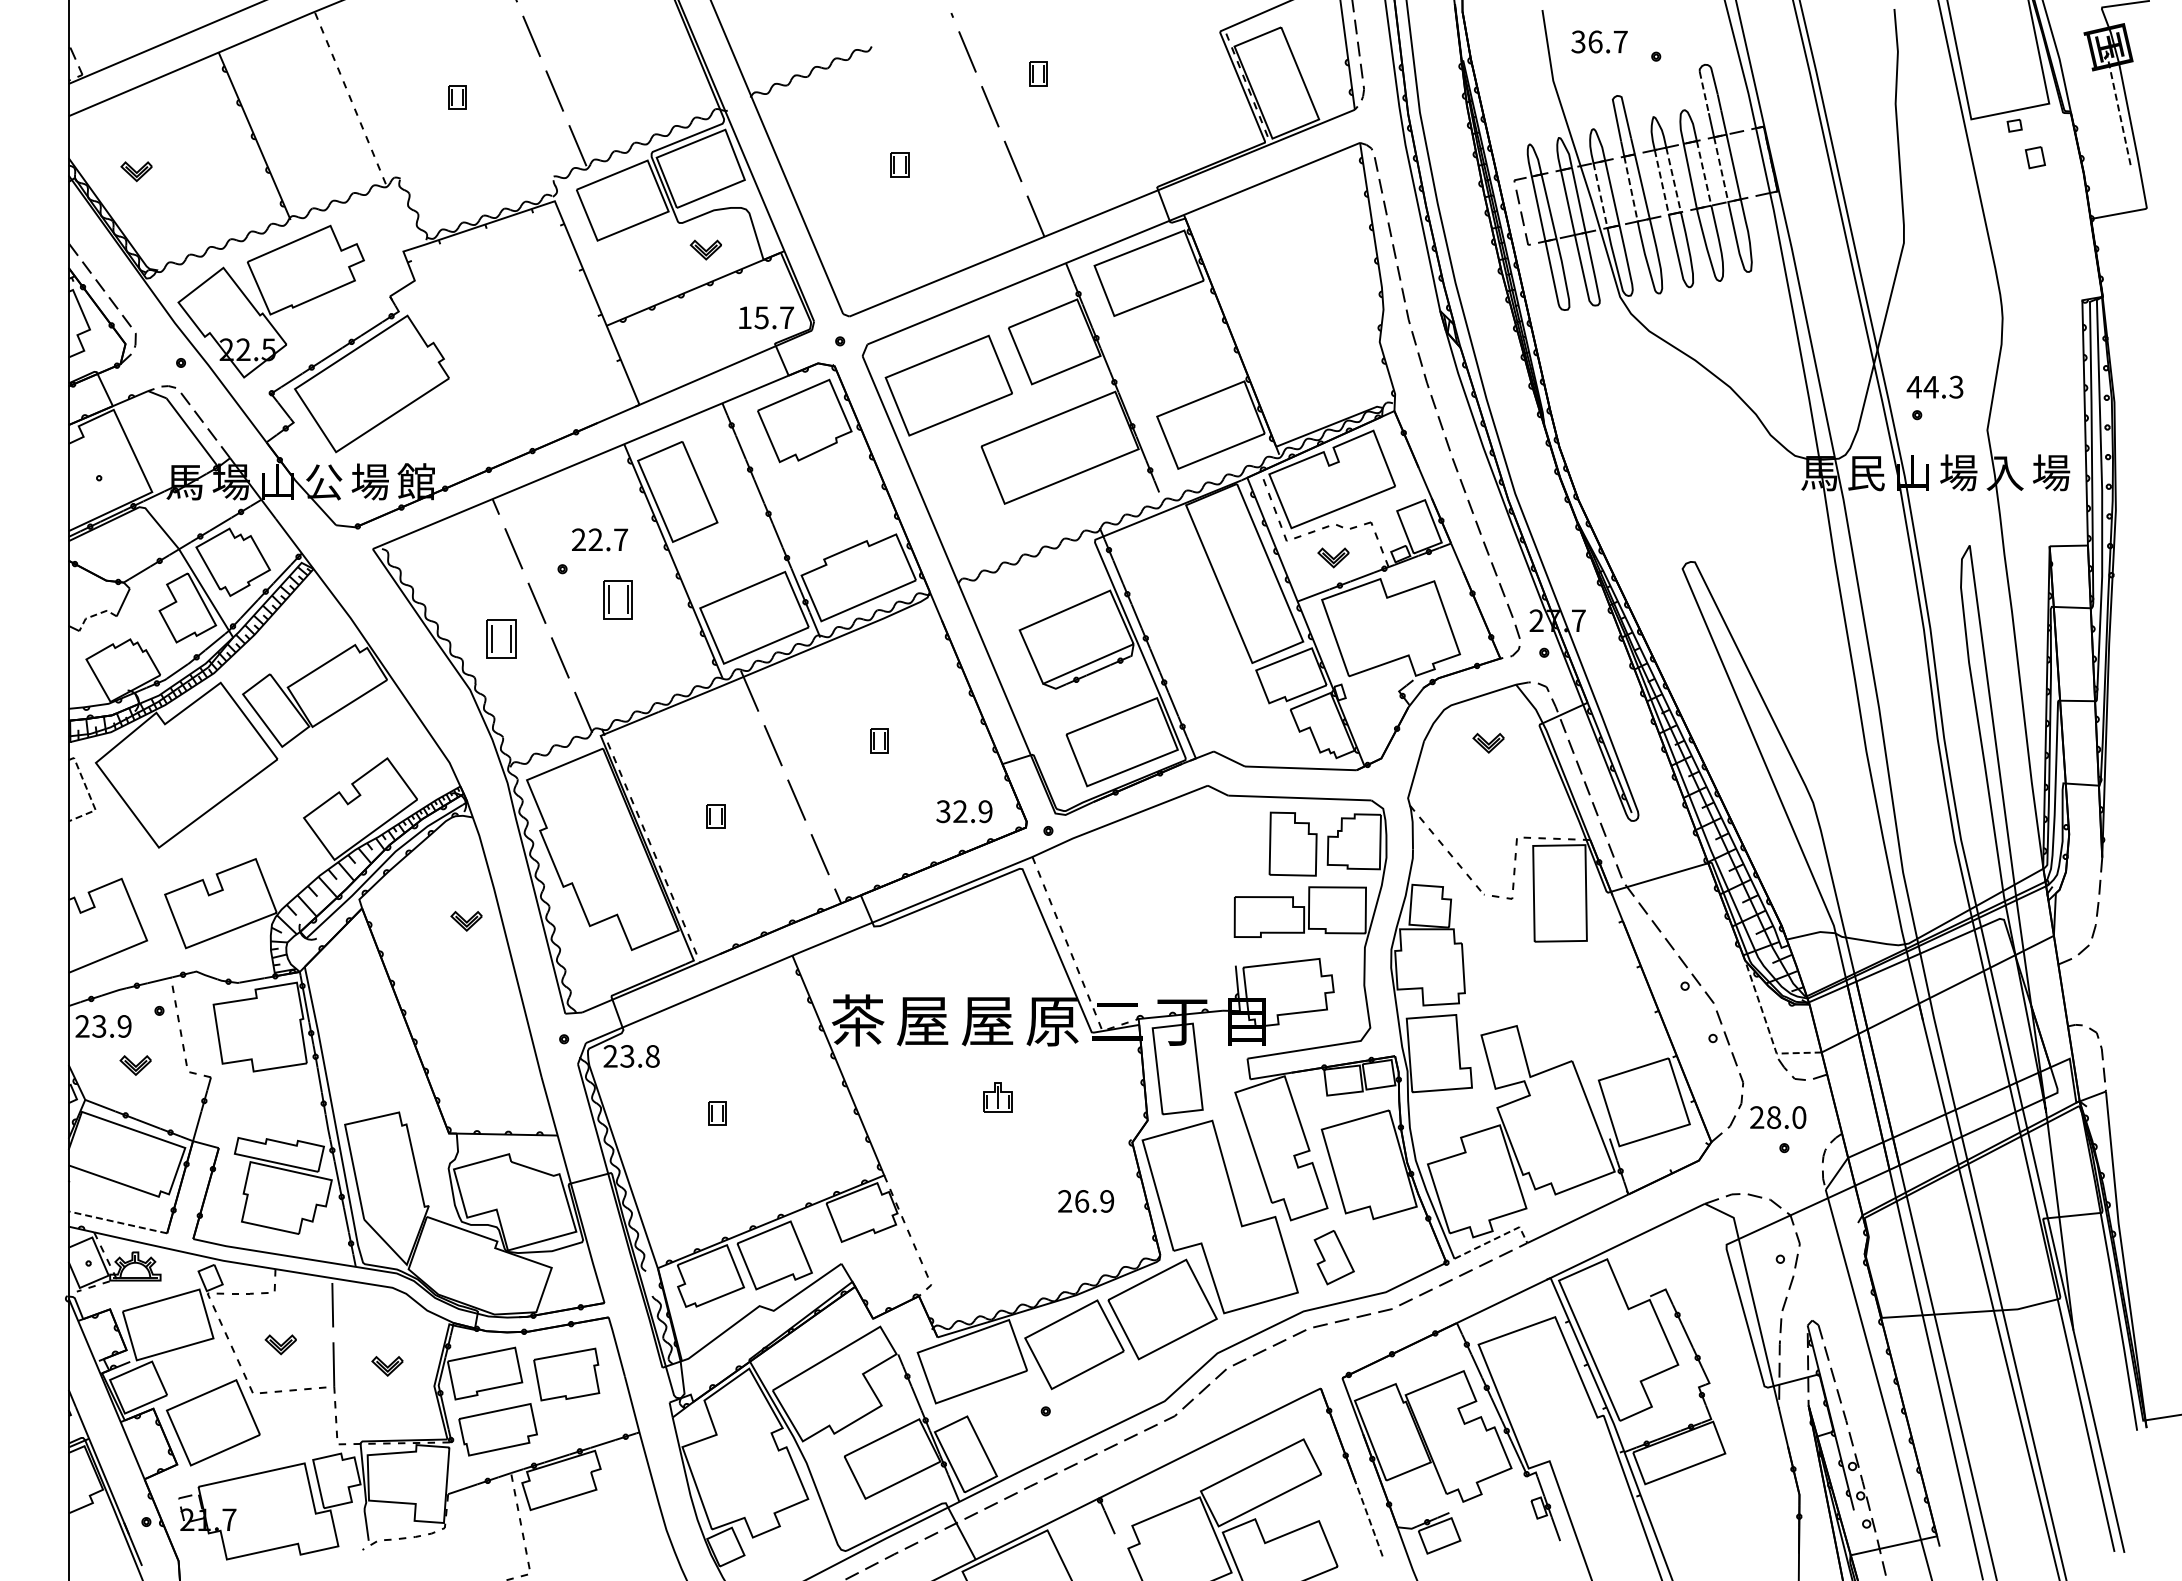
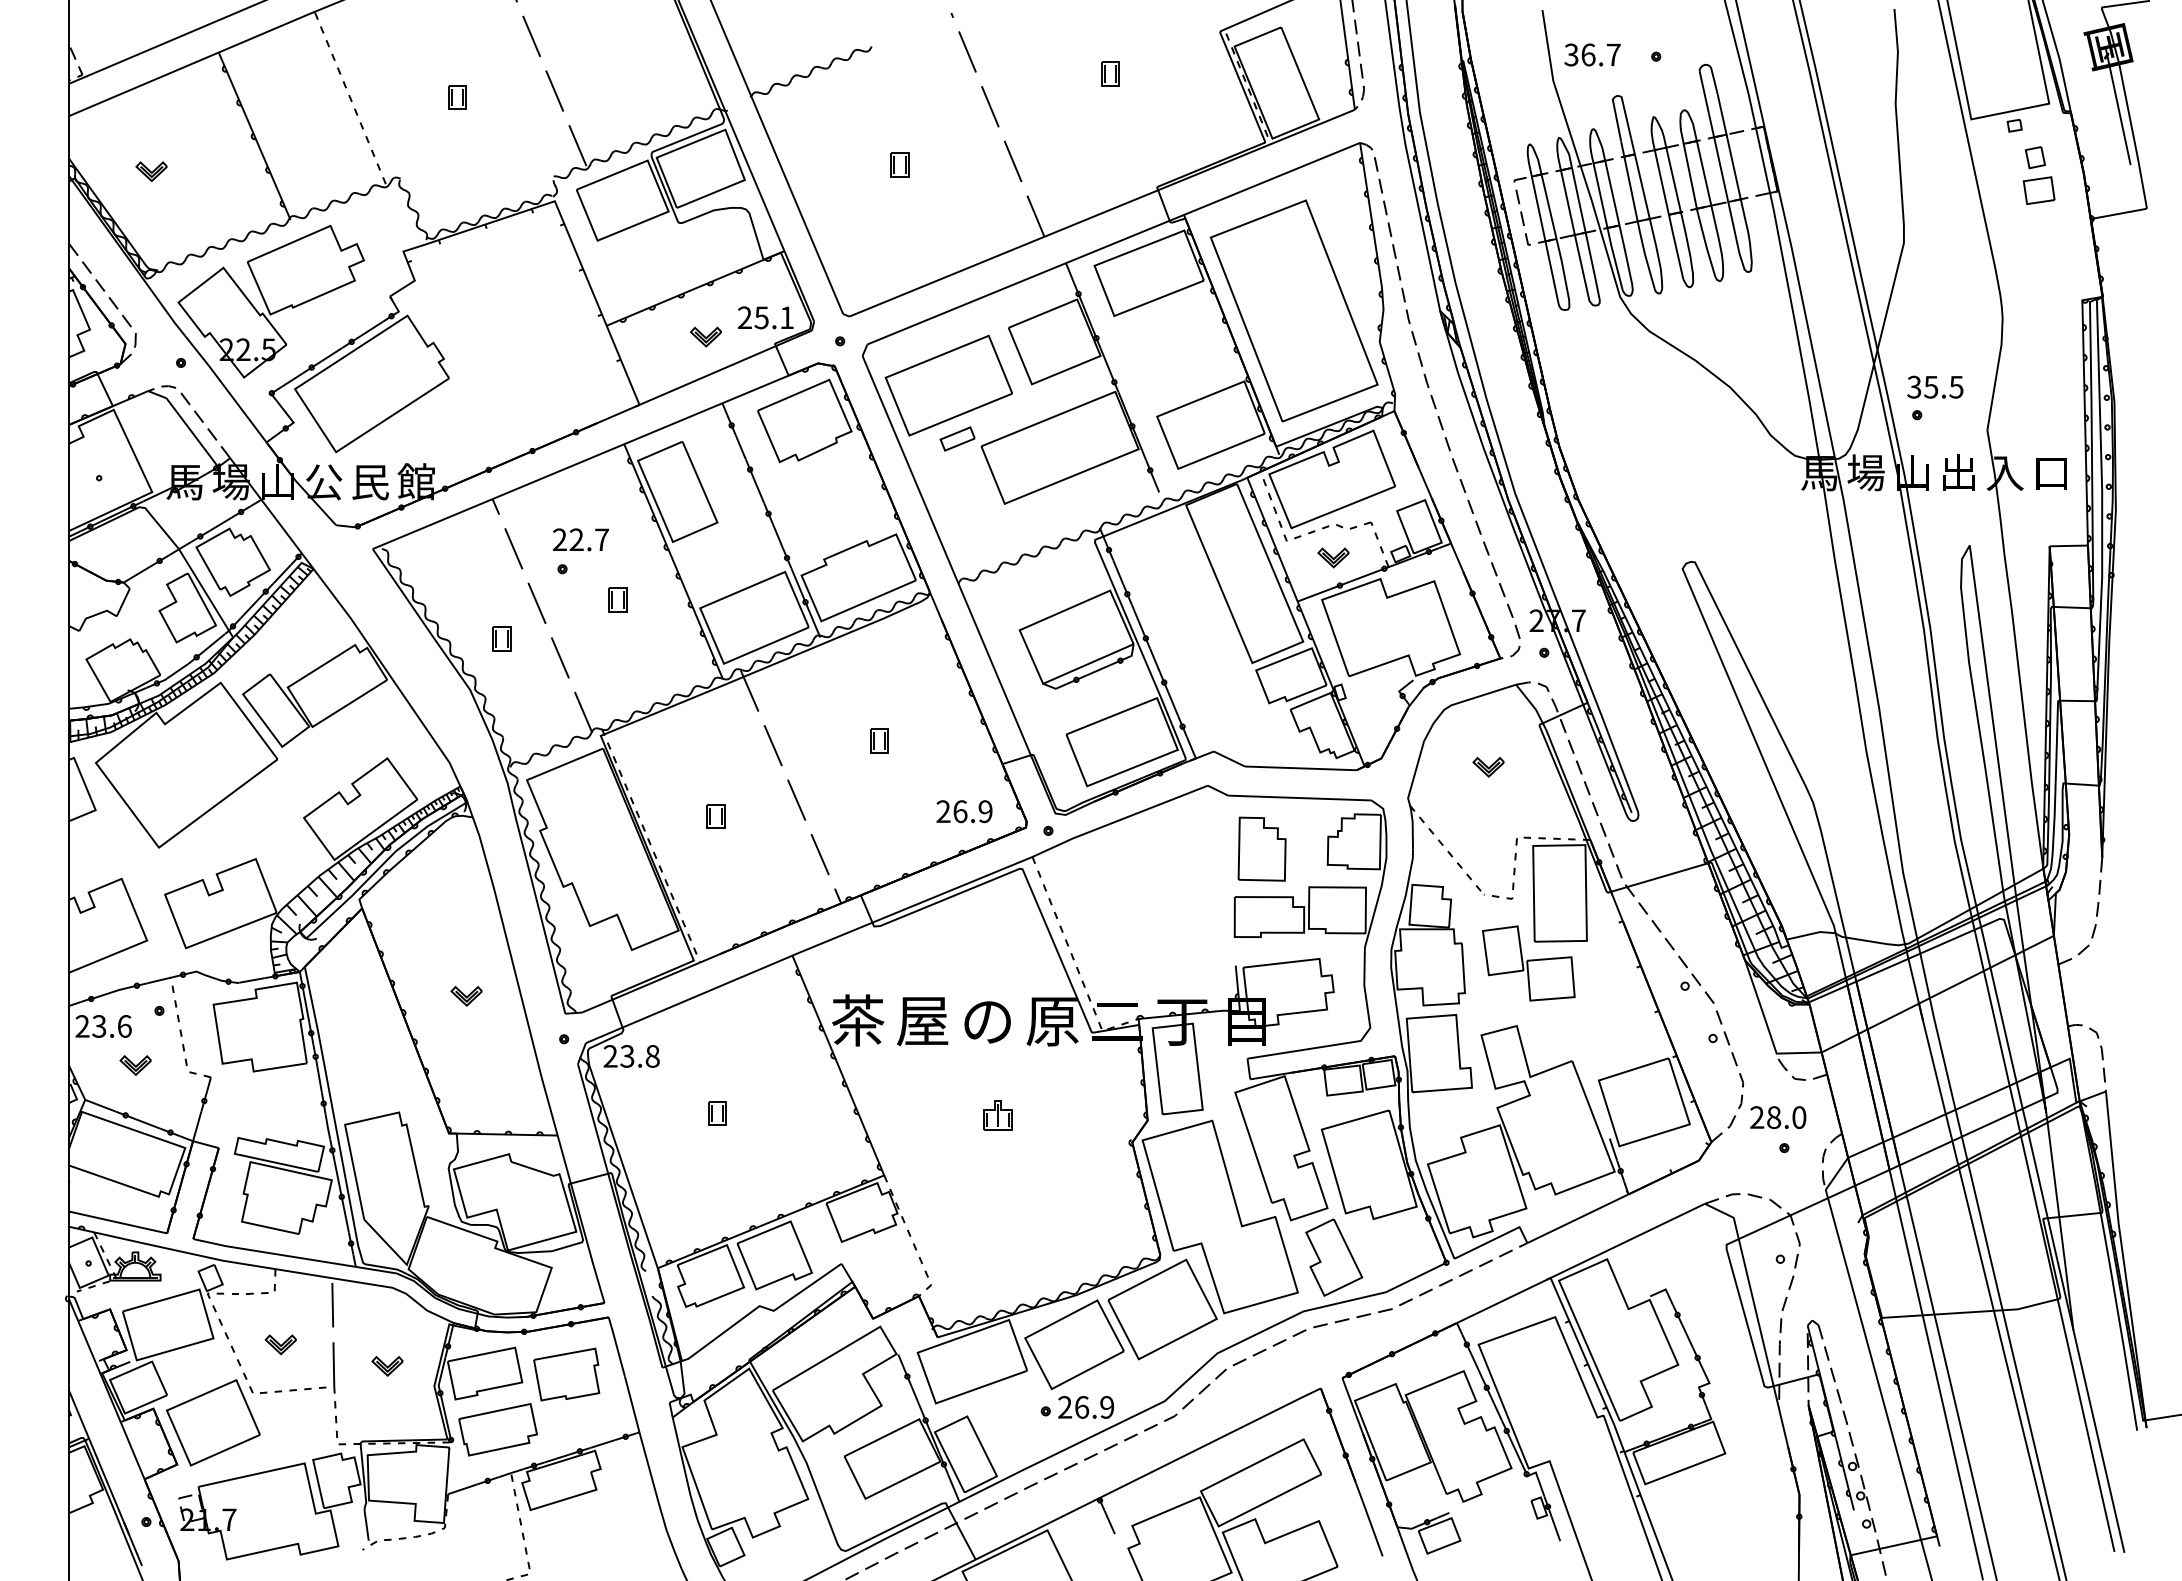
text position: (1599, 41) -> (1592, 54) (1592, 54)
part position: (1038, 73) -> (1110, 73) (1110, 73)
line: dashed -> solid (1704, 93)
line: dashed -> solid (2117, 105)
line: dashed -> solid (1721, 170)
part position: (136, 171) -> (151, 171) (151, 171)
line: dashed -> solid (1704, 173)
line: dashed -> solid (1673, 180)
line: dashed -> solid (1661, 182)
line: dashed -> solid (1631, 189)
part: none -> present (2038, 190)
line: dashed -> solid (1600, 196)
part position: (705, 249) -> (705, 336) (705, 336)
part: none -> present (1293, 310)
text: 15.7 -> 25.1 (766, 317)
text: 44.3 -> 35.5 (1934, 386)
part: none -> present (957, 438)
text: 民 -> 場 (1865, 472)
text: 場 -> 出 (1958, 472)
text: 場 -> 口 (2051, 472)
text: 場 -> 民 (369, 481)
text position: (599, 539) -> (580, 539) (580, 539)
part size: 30x40 px -> 20x26 px (617, 599)
line: dashed -> solid (95, 615)
part size: 31x40 px -> 20x26 px (501, 638)
part position: (1488, 743) -> (1488, 767) (1488, 767)
line: dashed -> solid (89, 795)
text: 32.9 -> 26.9 (951, 811)
part position: (1292, 843) -> (1261, 848) (1261, 848)
part position: (466, 921) -> (466, 996) (466, 996)
part: none -> present (1528, 963)
text: 屋 -> の (987, 1021)
text: 23.9 -> 23.6 (124, 1026)
line: dashed -> solid (1767, 1027)
part position: (997, 1097) -> (997, 1115) (997, 1115)
text position: (1086, 1201) -> (1086, 1407) (1086, 1407)
line: dashed -> solid (118, 1222)
line: dashed -> solid (1495, 1238)
part size: 42x56 px -> 59x79 px (1334, 1257)
line: dashed -> solid (1369, 1518)
